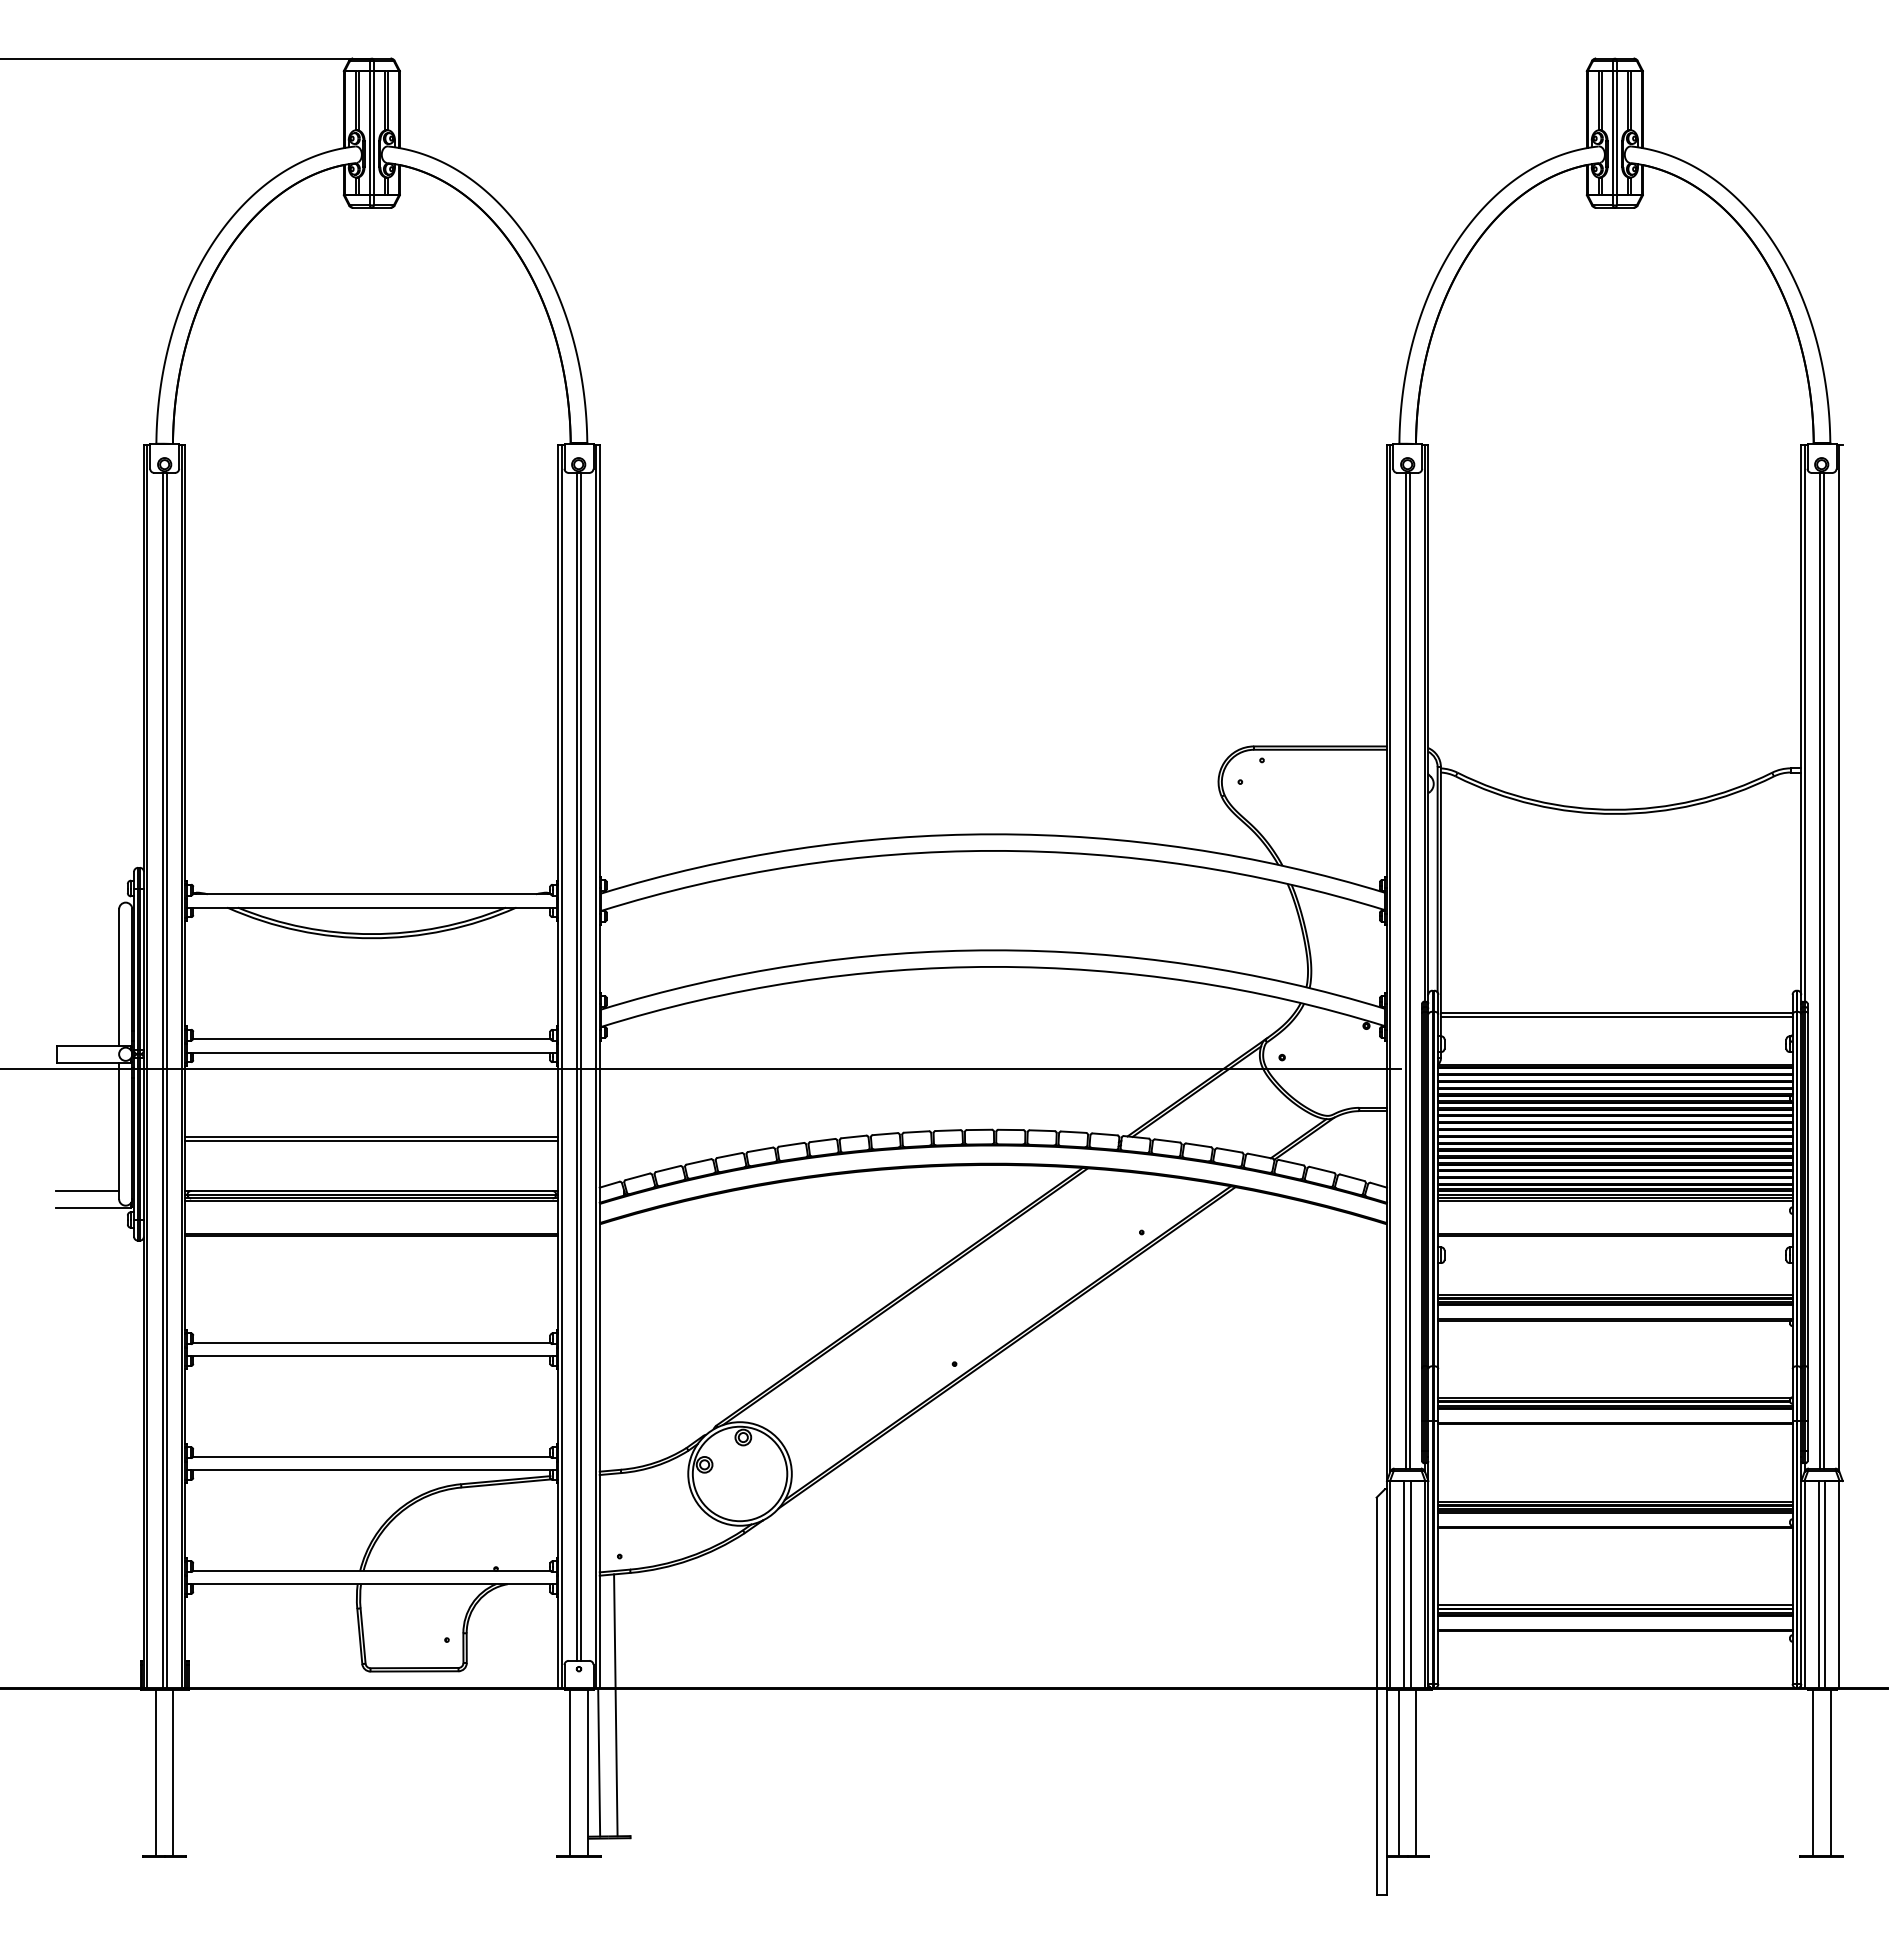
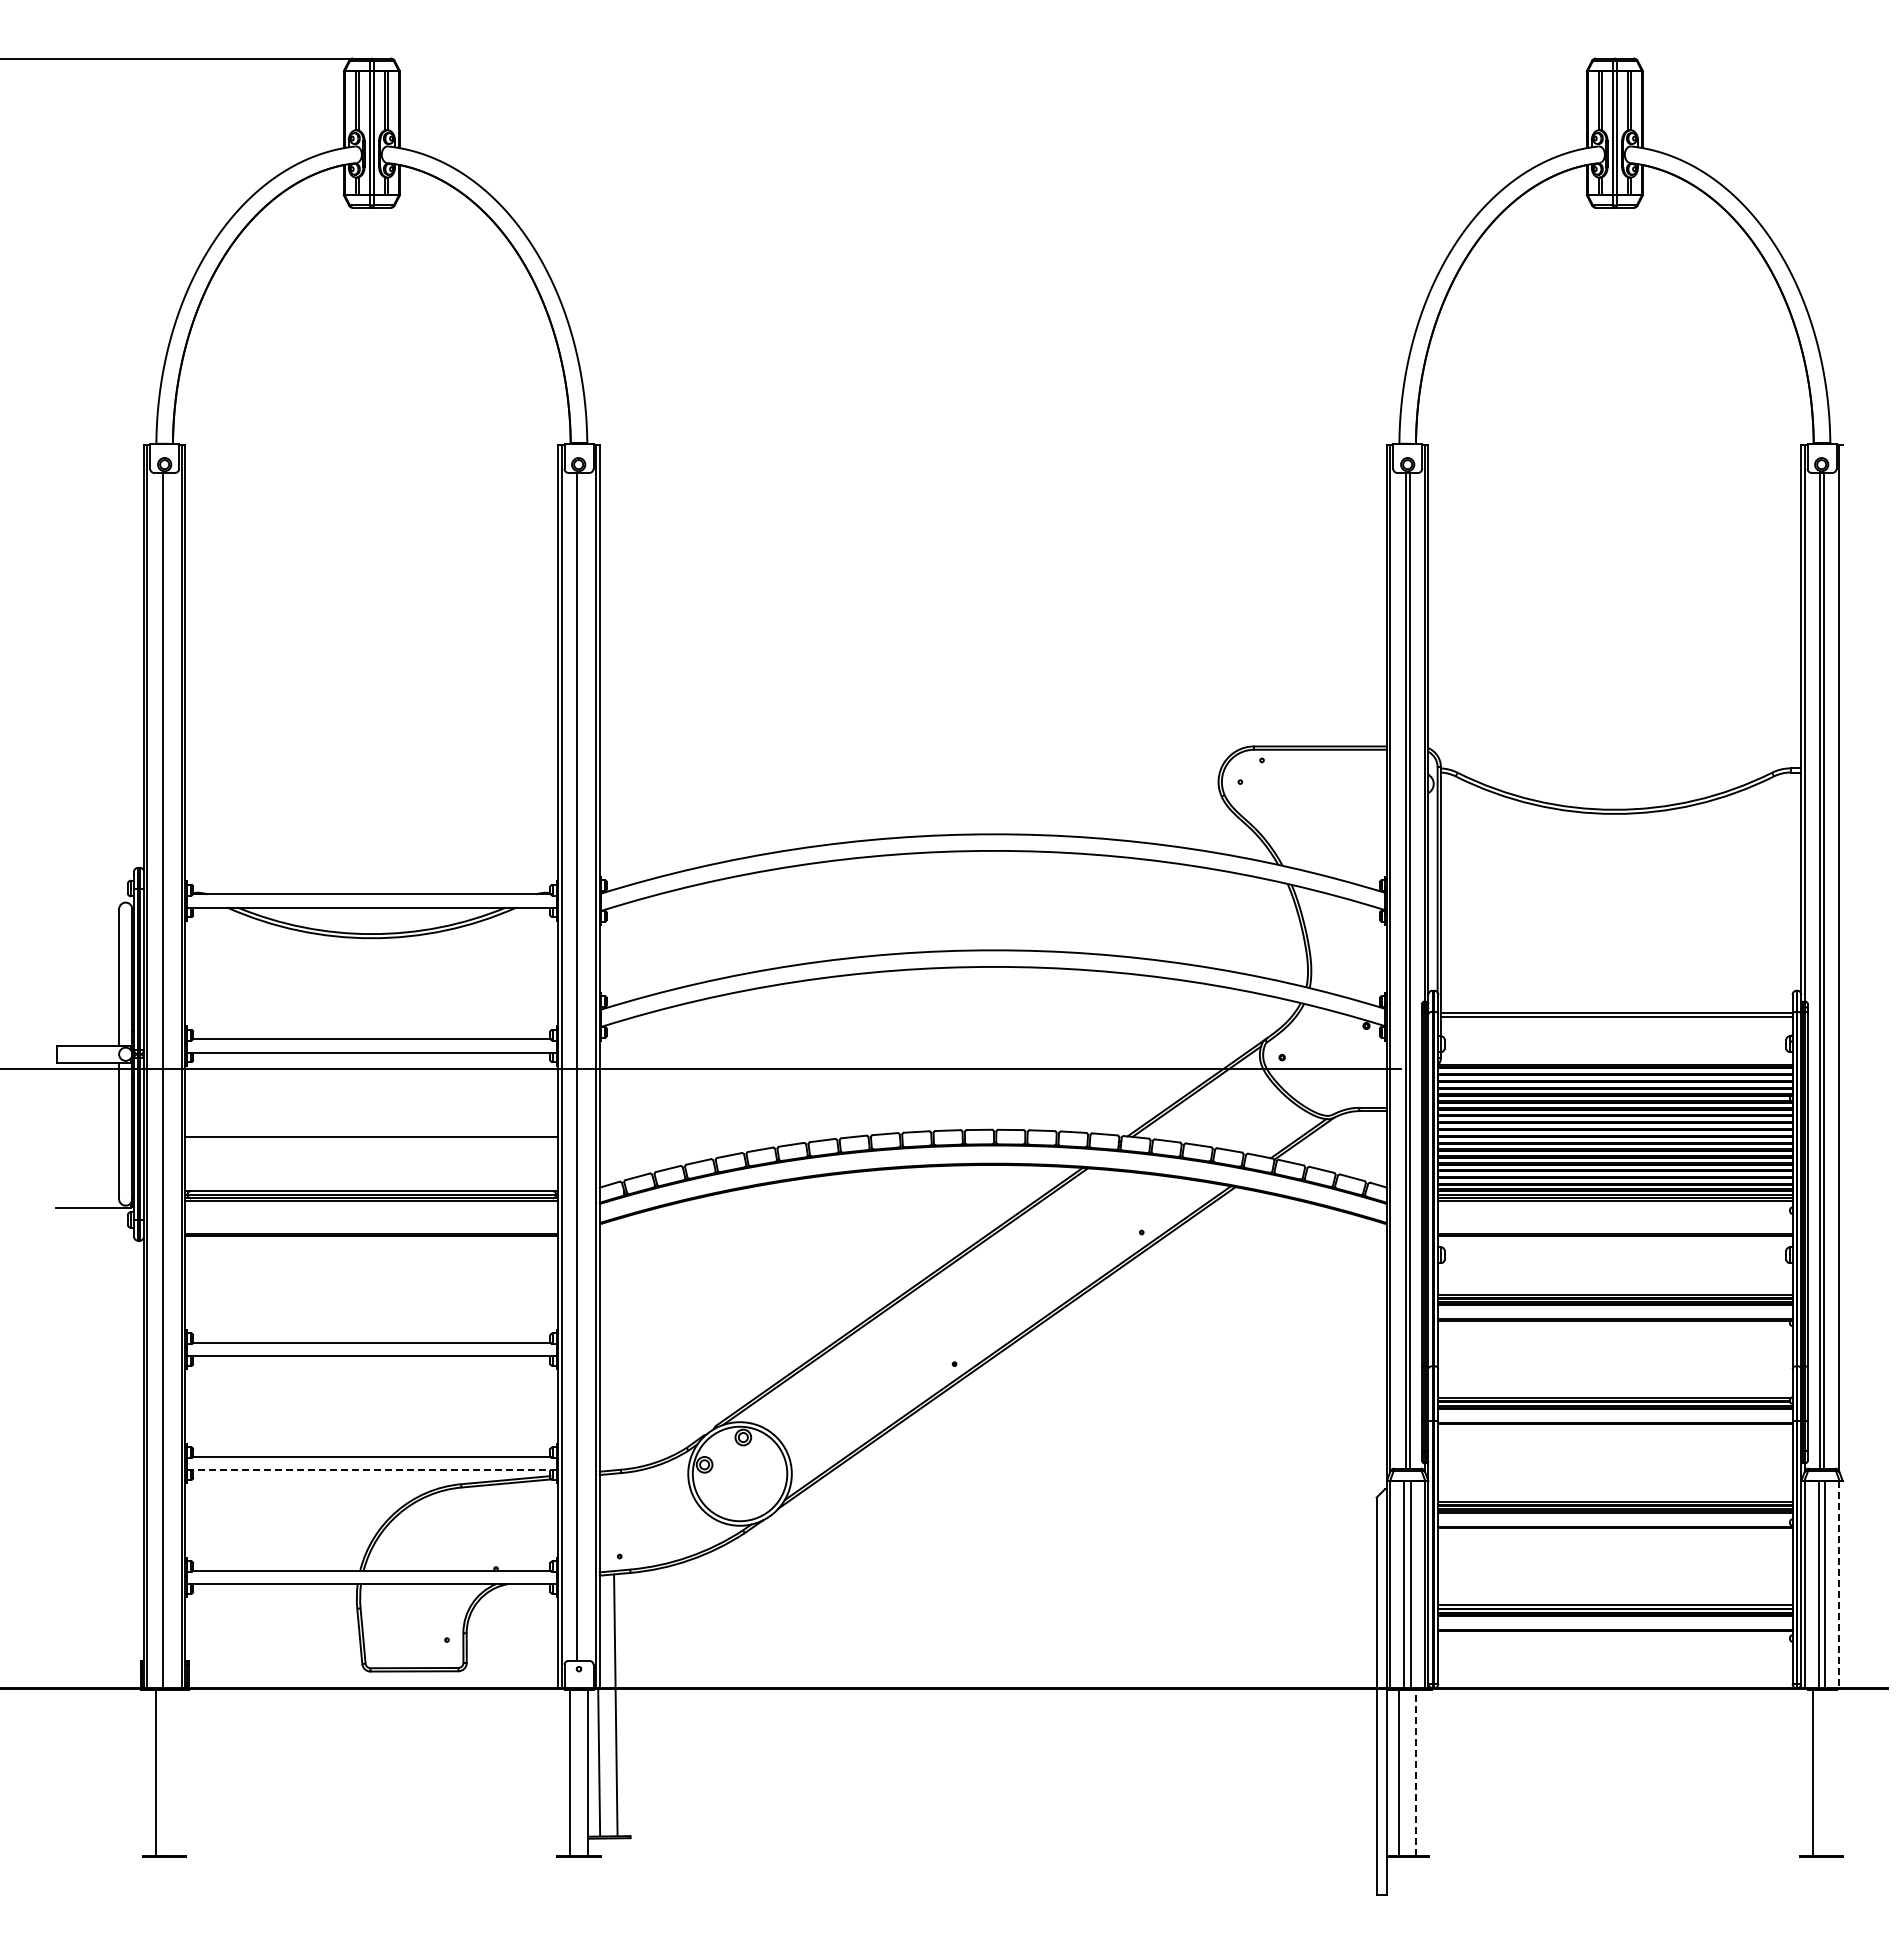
line: present -> none (581, 1066)
line: present -> none (166, 1080)
line: present -> none (371, 1141)
line: present -> none (87, 1190)
line: solid -> dashed (371, 1470)
line: solid -> dashed (1839, 1584)
line: present -> none (173, 1772)
line: solid -> dashed (1416, 1772)
line: present -> none (1830, 1772)
